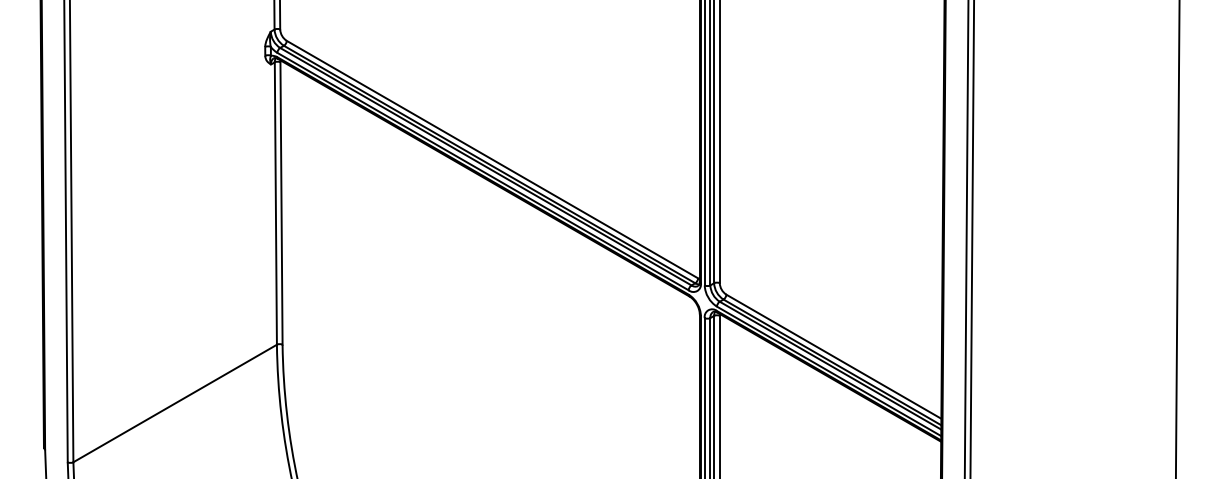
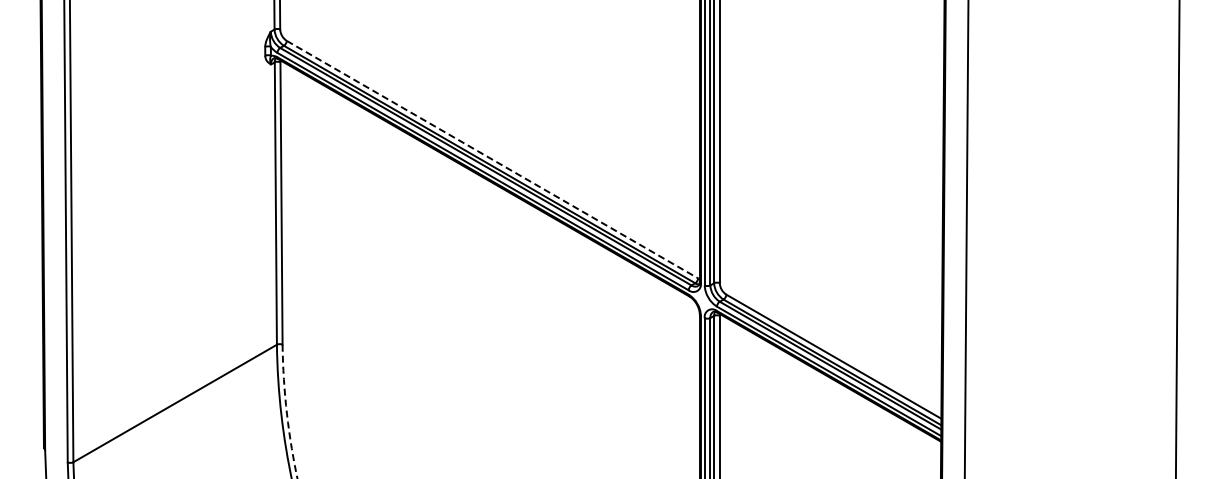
line: solid -> dashed (492, 159)
line: present -> none (972, 238)
arc: solid -> dashed (286, 413)
